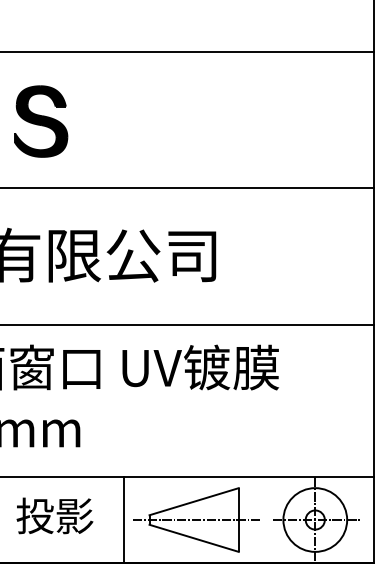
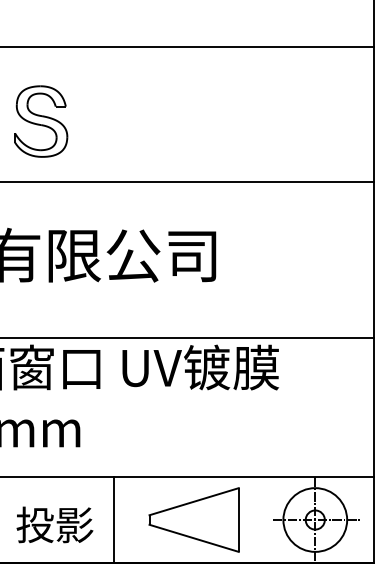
line position: (188, 52) -> (188, 47) (188, 47)
fill: present -> none (41, 121)
line position: (188, 188) -> (188, 182) (188, 182)
line position: (188, 324) -> (188, 337) (188, 337)
text position: (54, 515) -> (54, 524) (54, 524)
line position: (123, 519) -> (113, 519) (113, 519)
line: present -> none (195, 520)
